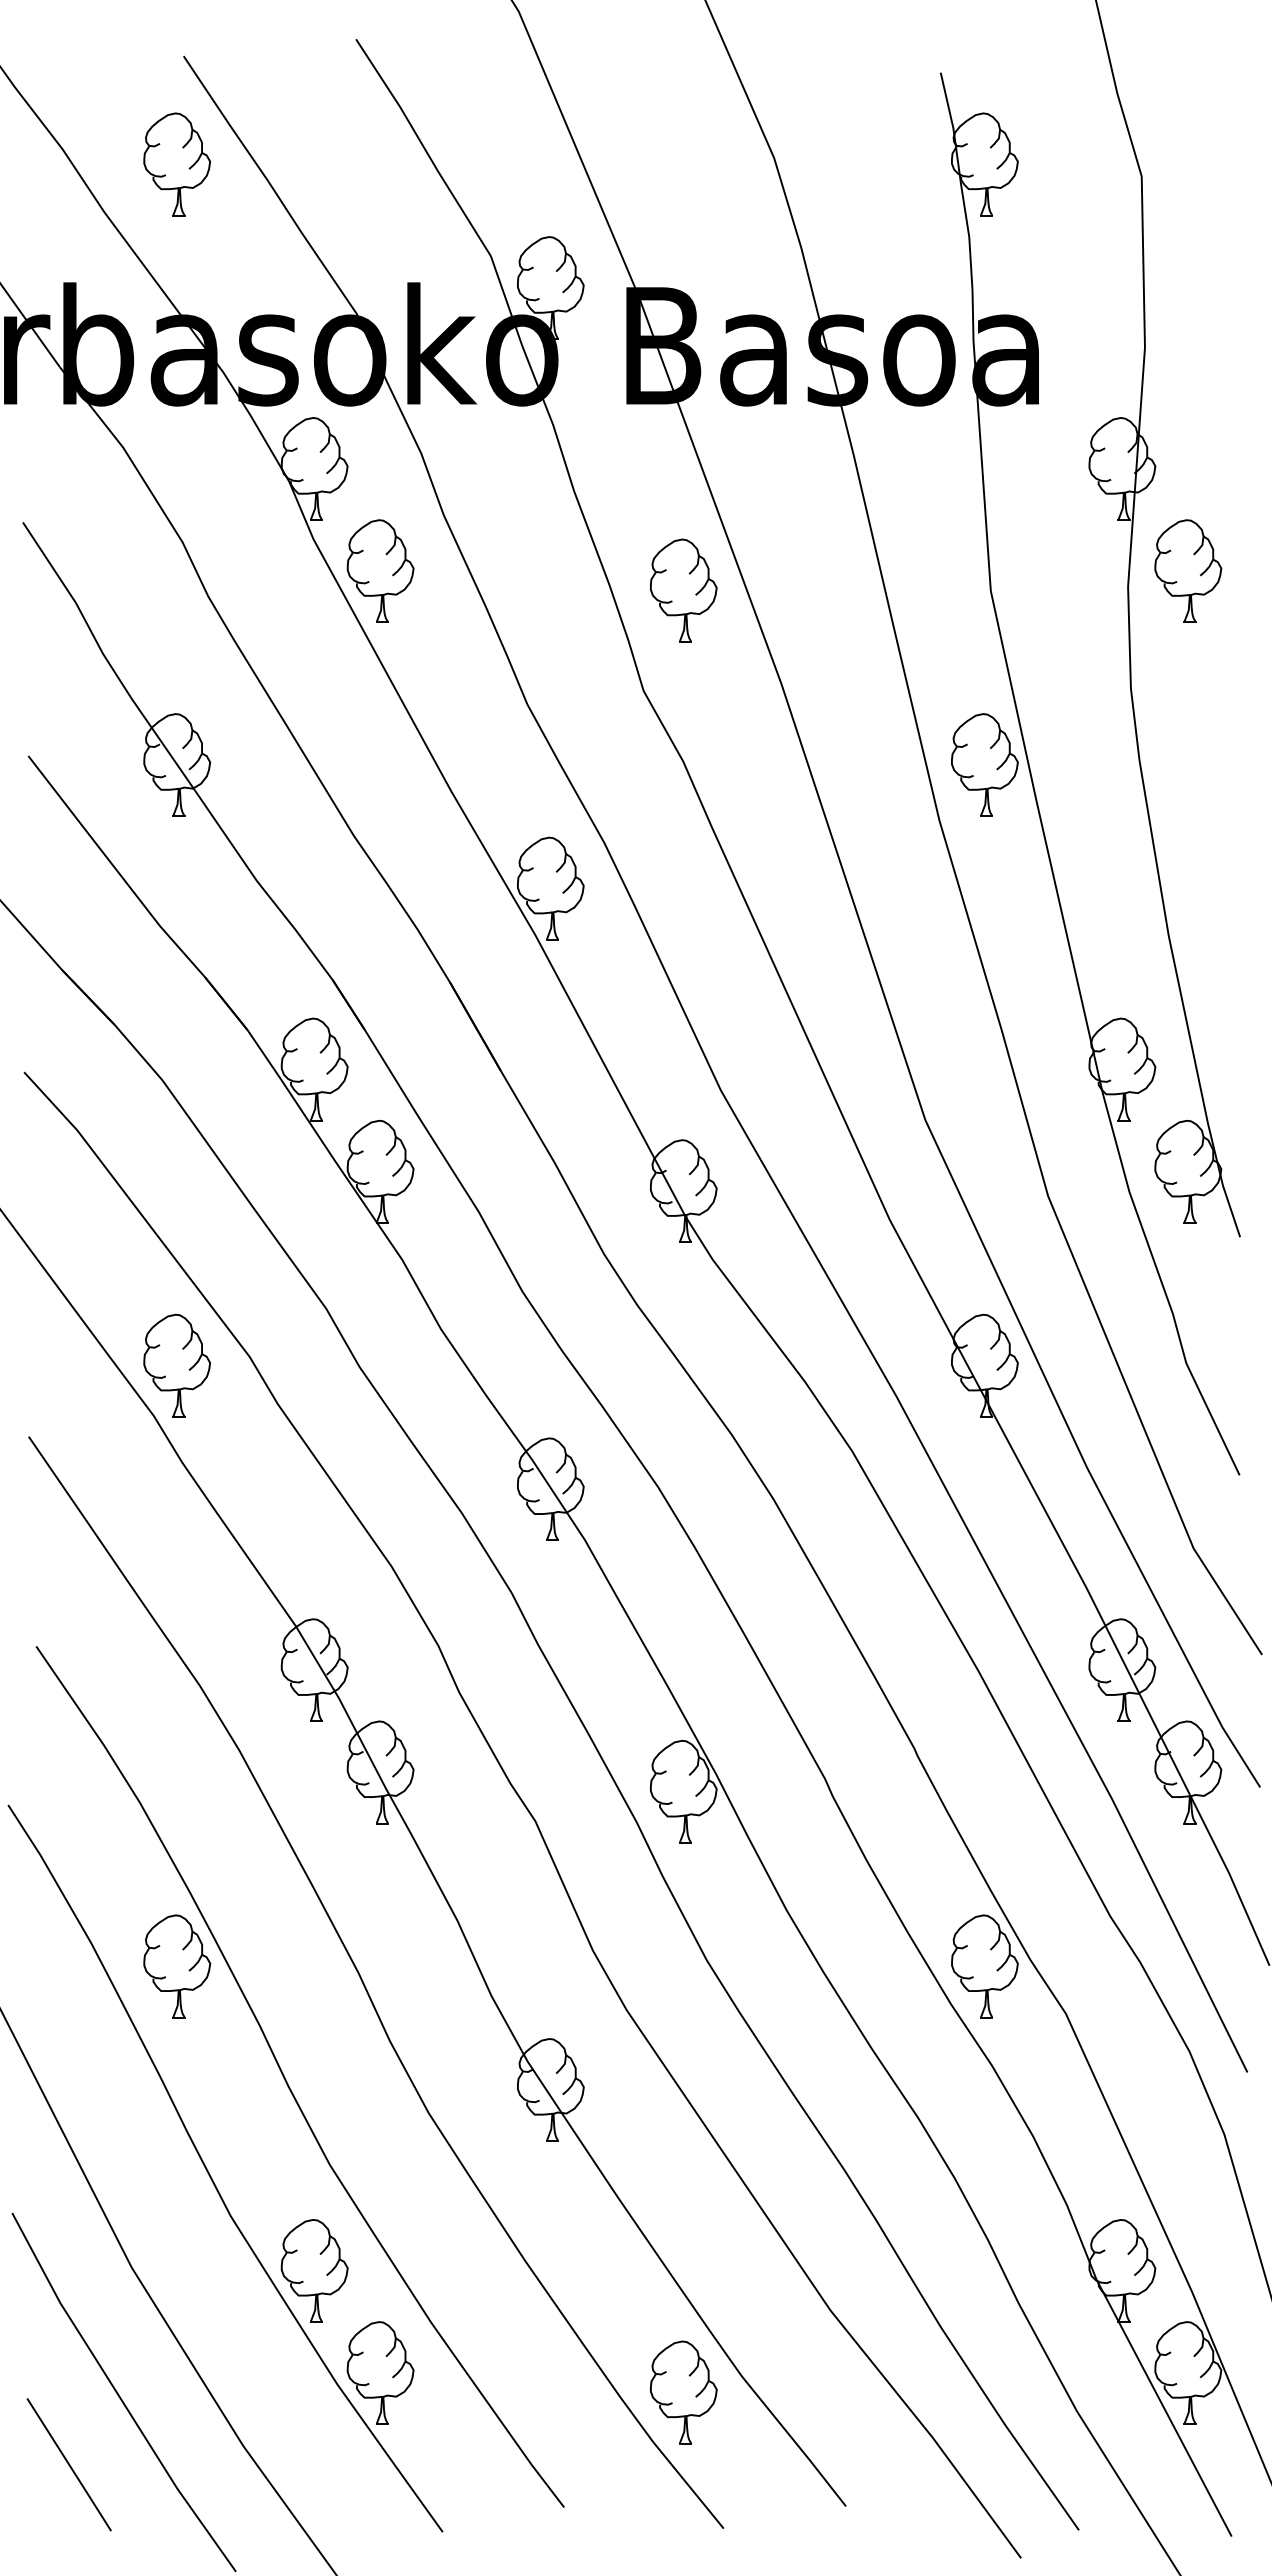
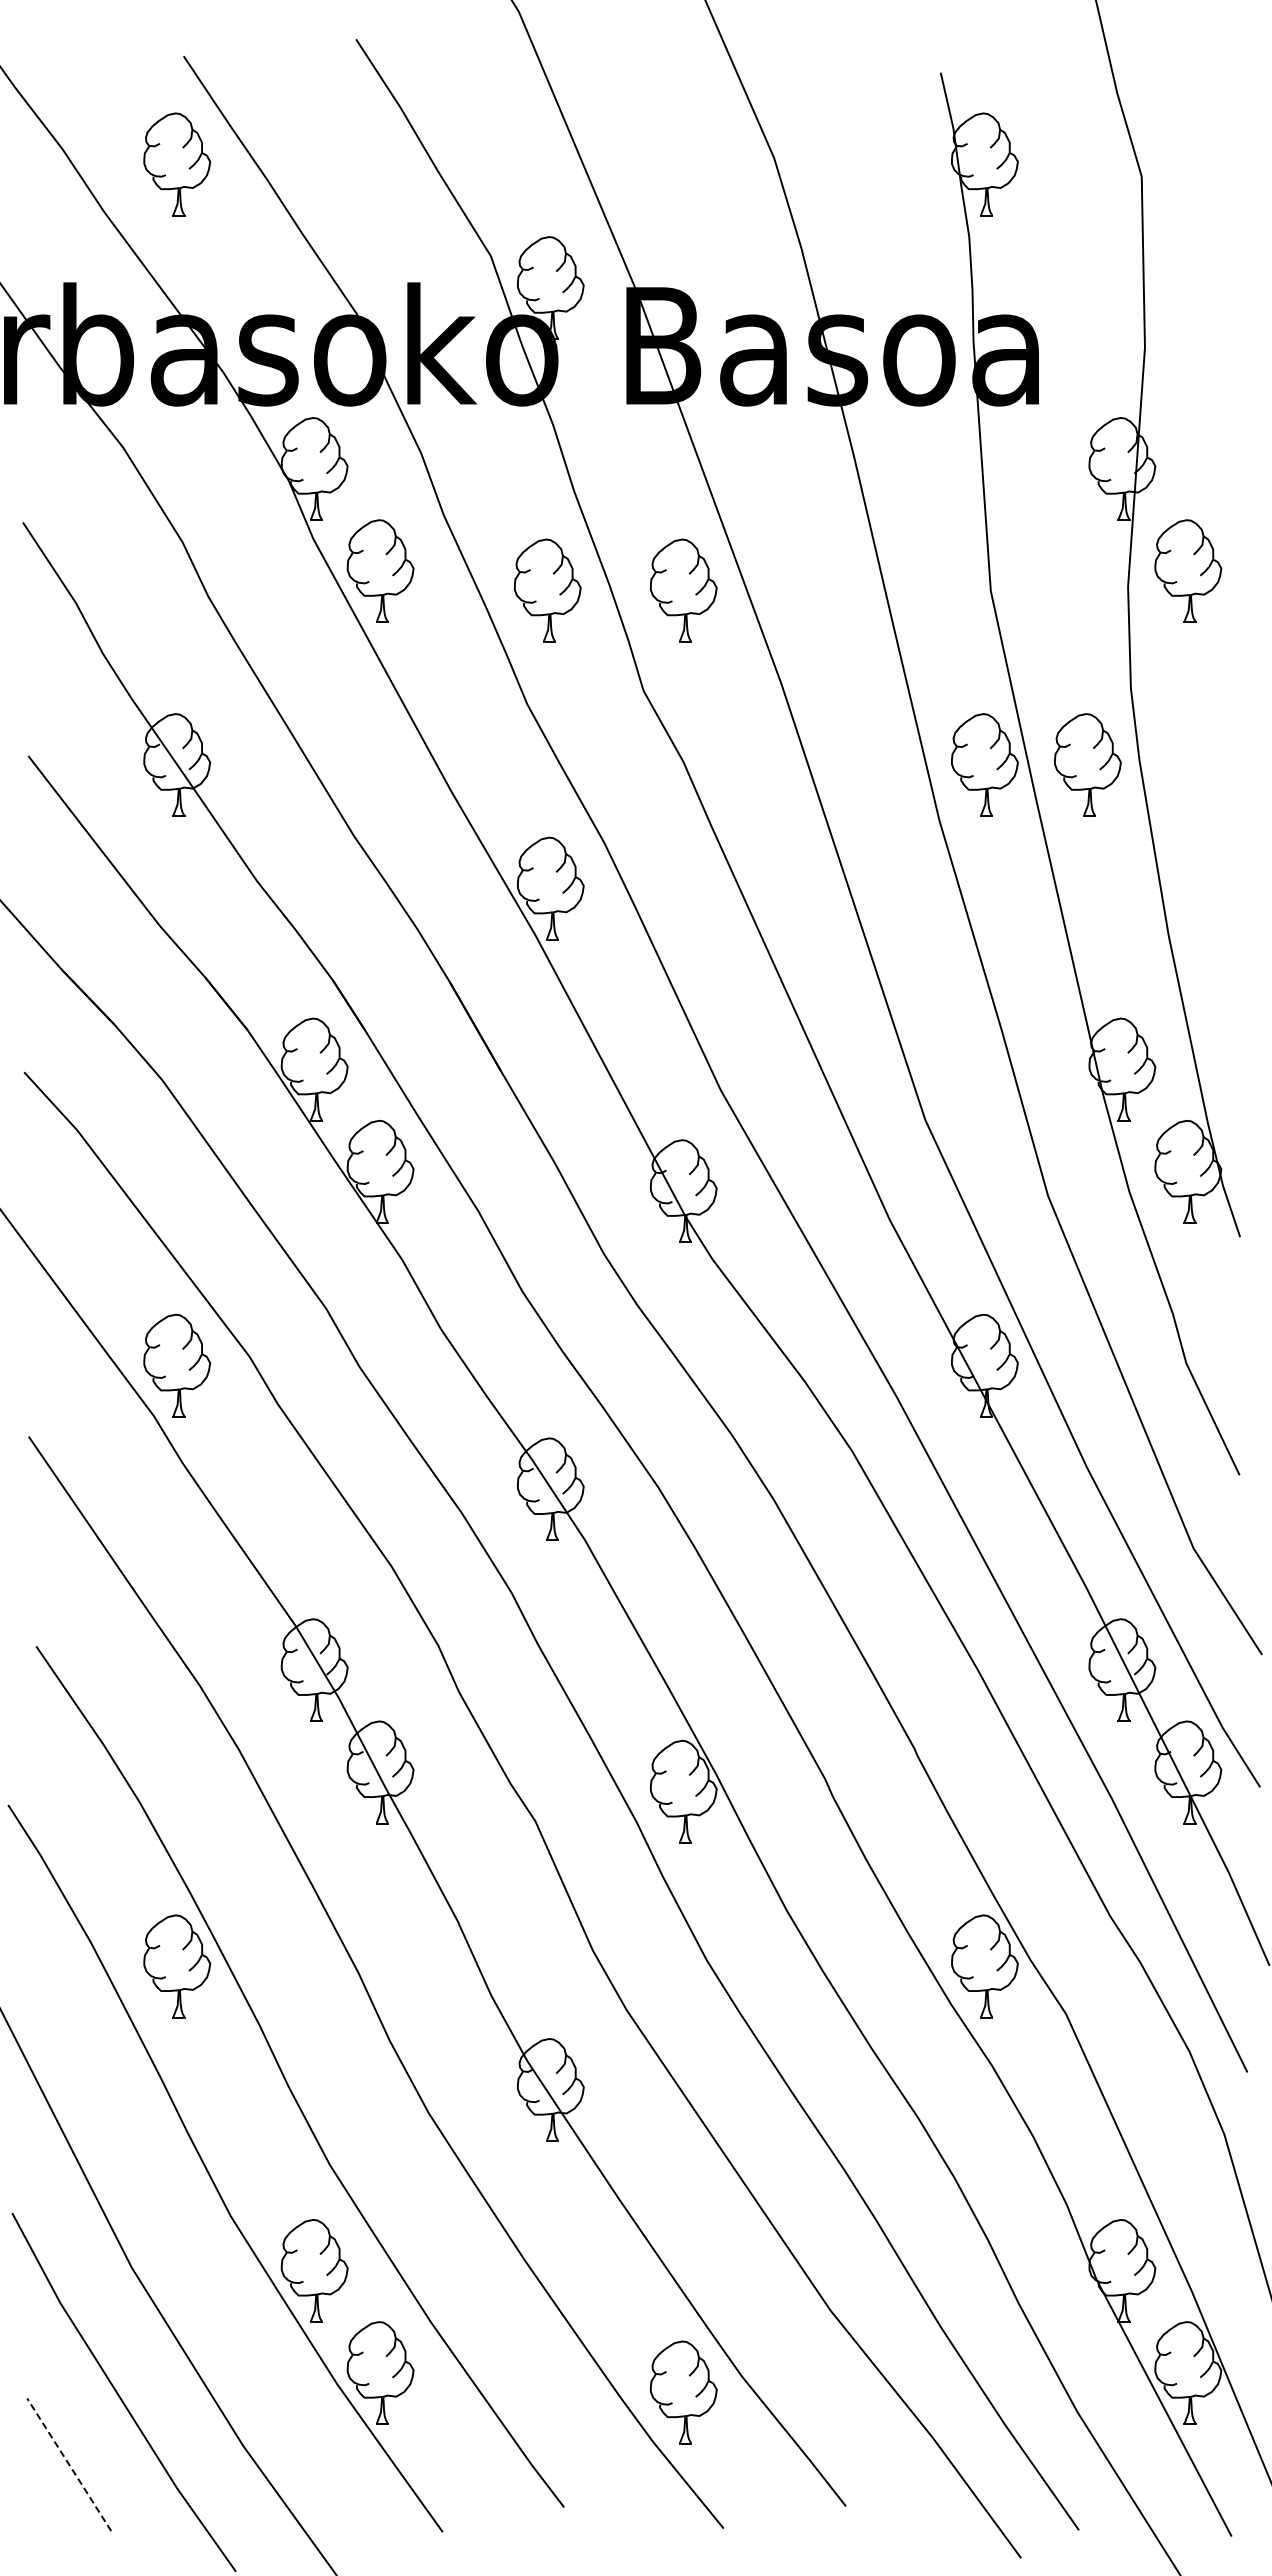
part: none -> present (547, 590)
part: none -> present (1087, 764)
line: solid -> dashed (69, 2465)
